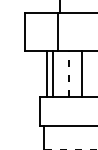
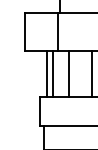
line: dashed -> solid (69, 73)
line position: (81, 74) -> (91, 74) (91, 74)
line: dashed -> solid (71, 149)
